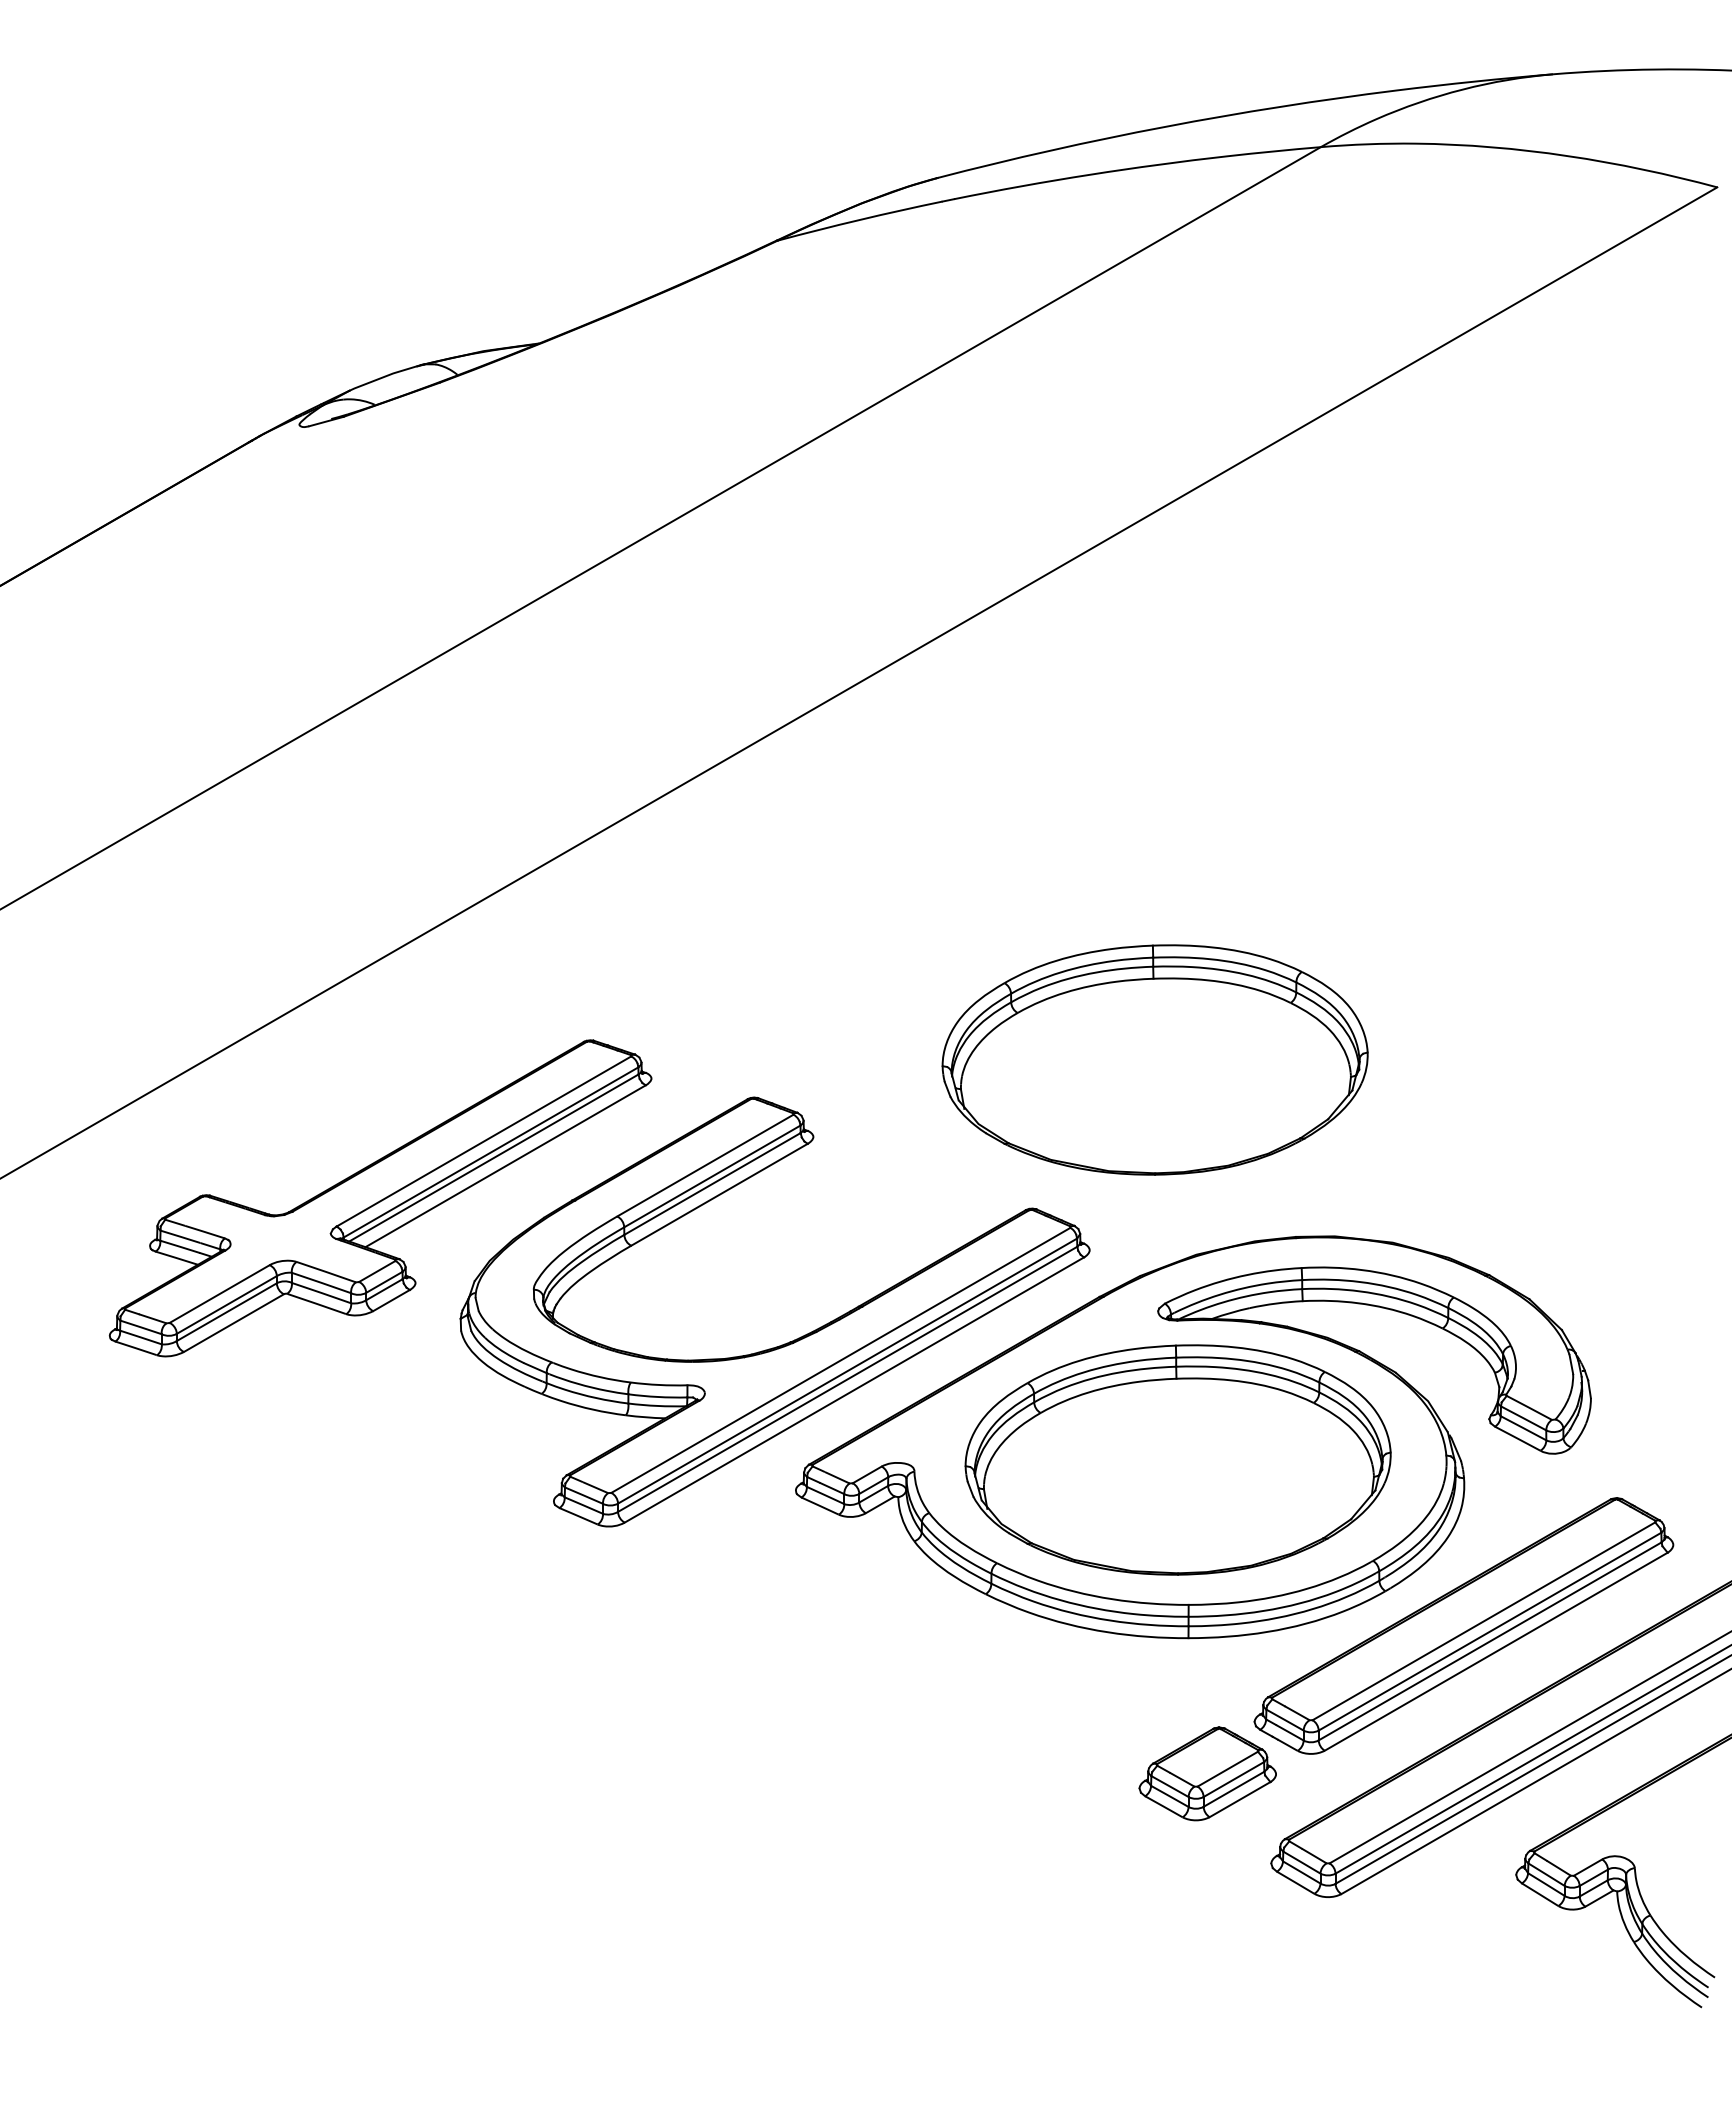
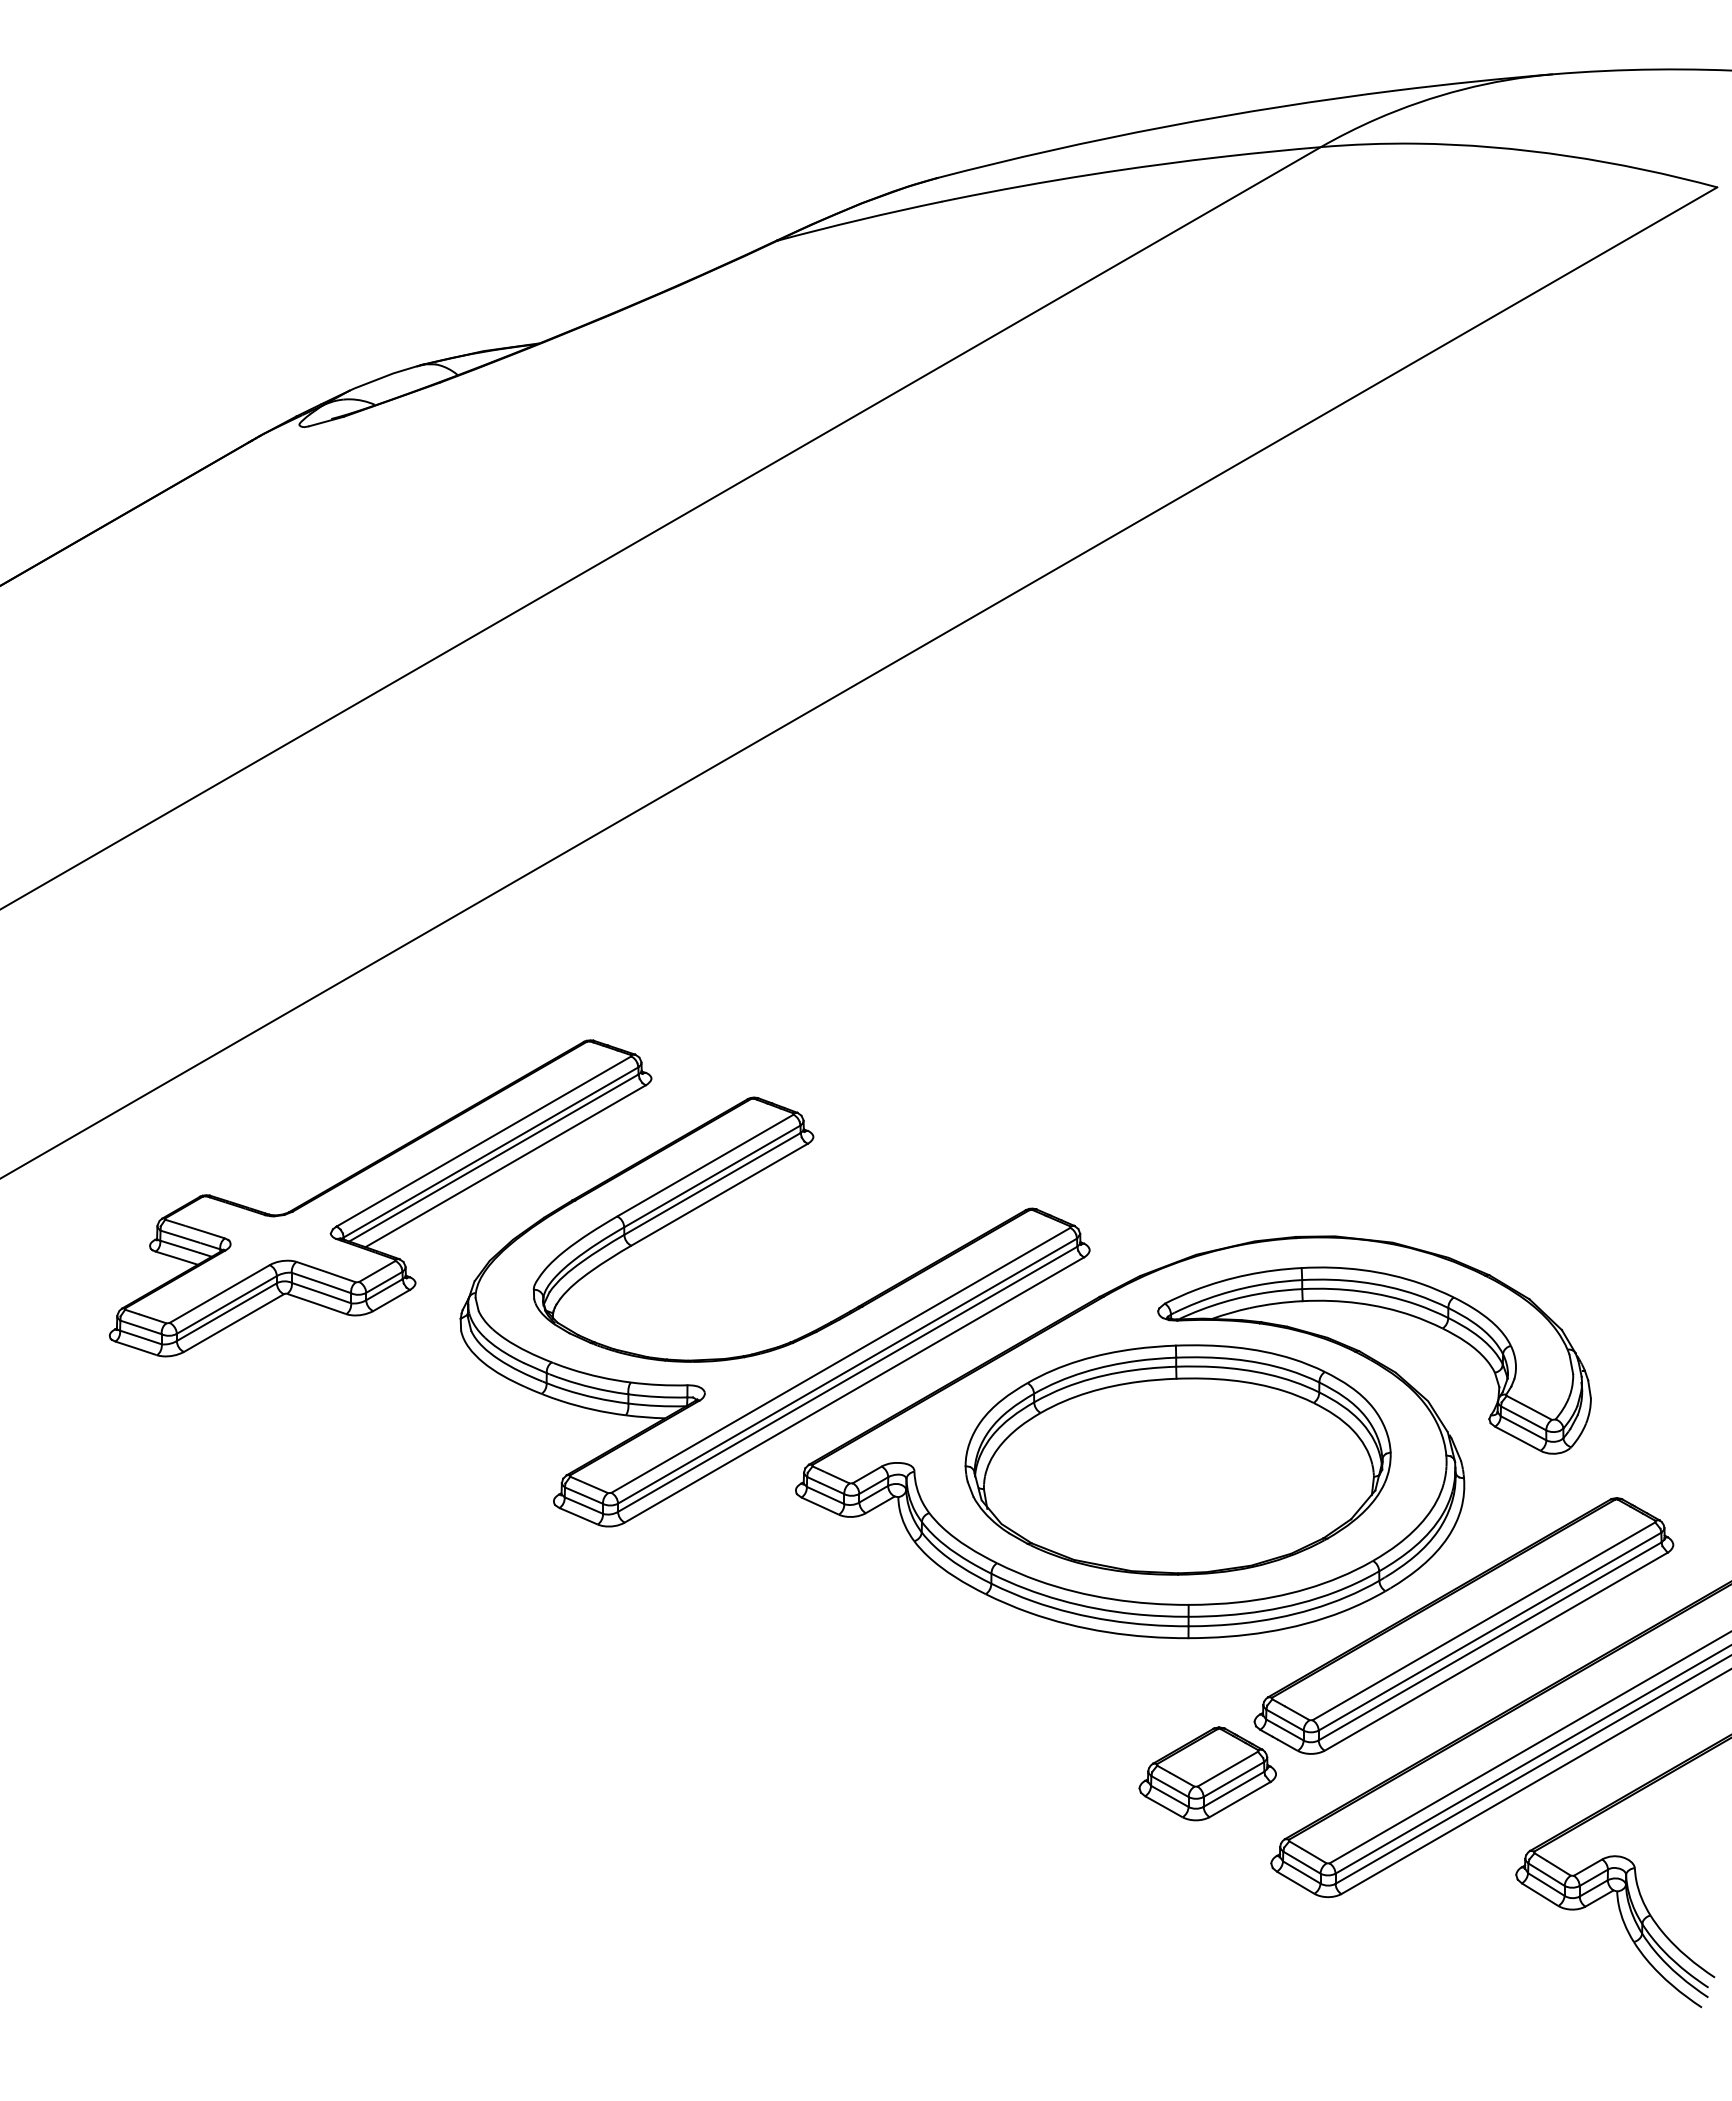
part: present -> none (1154, 1059)
